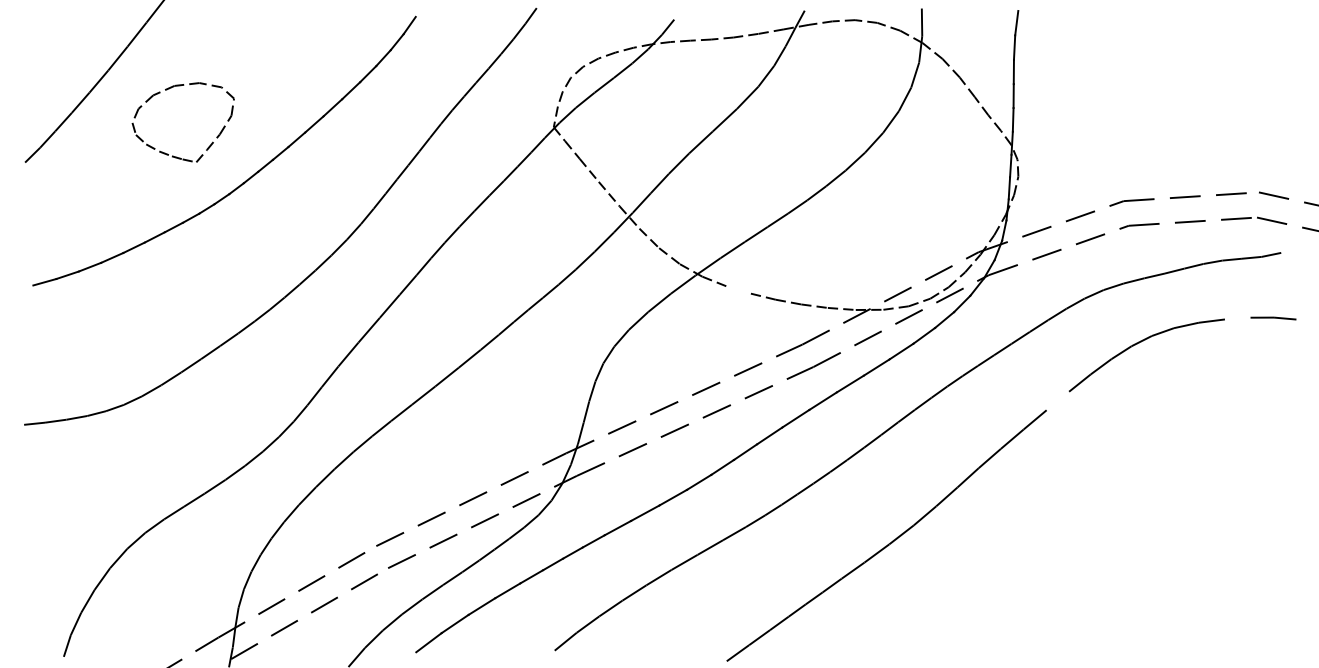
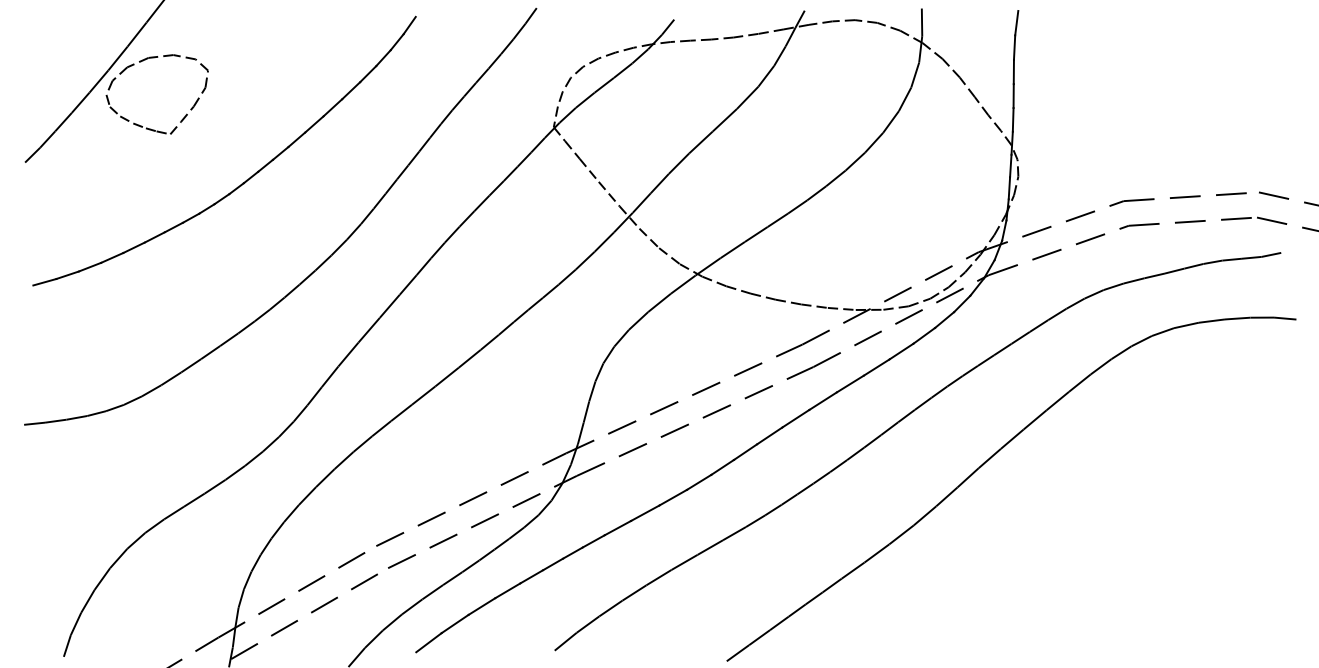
part position: (173, 155) -> (147, 127) (147, 127)
line: none -> present (738, 289)
line: none -> present (1237, 318)
line: none -> present (1057, 400)
